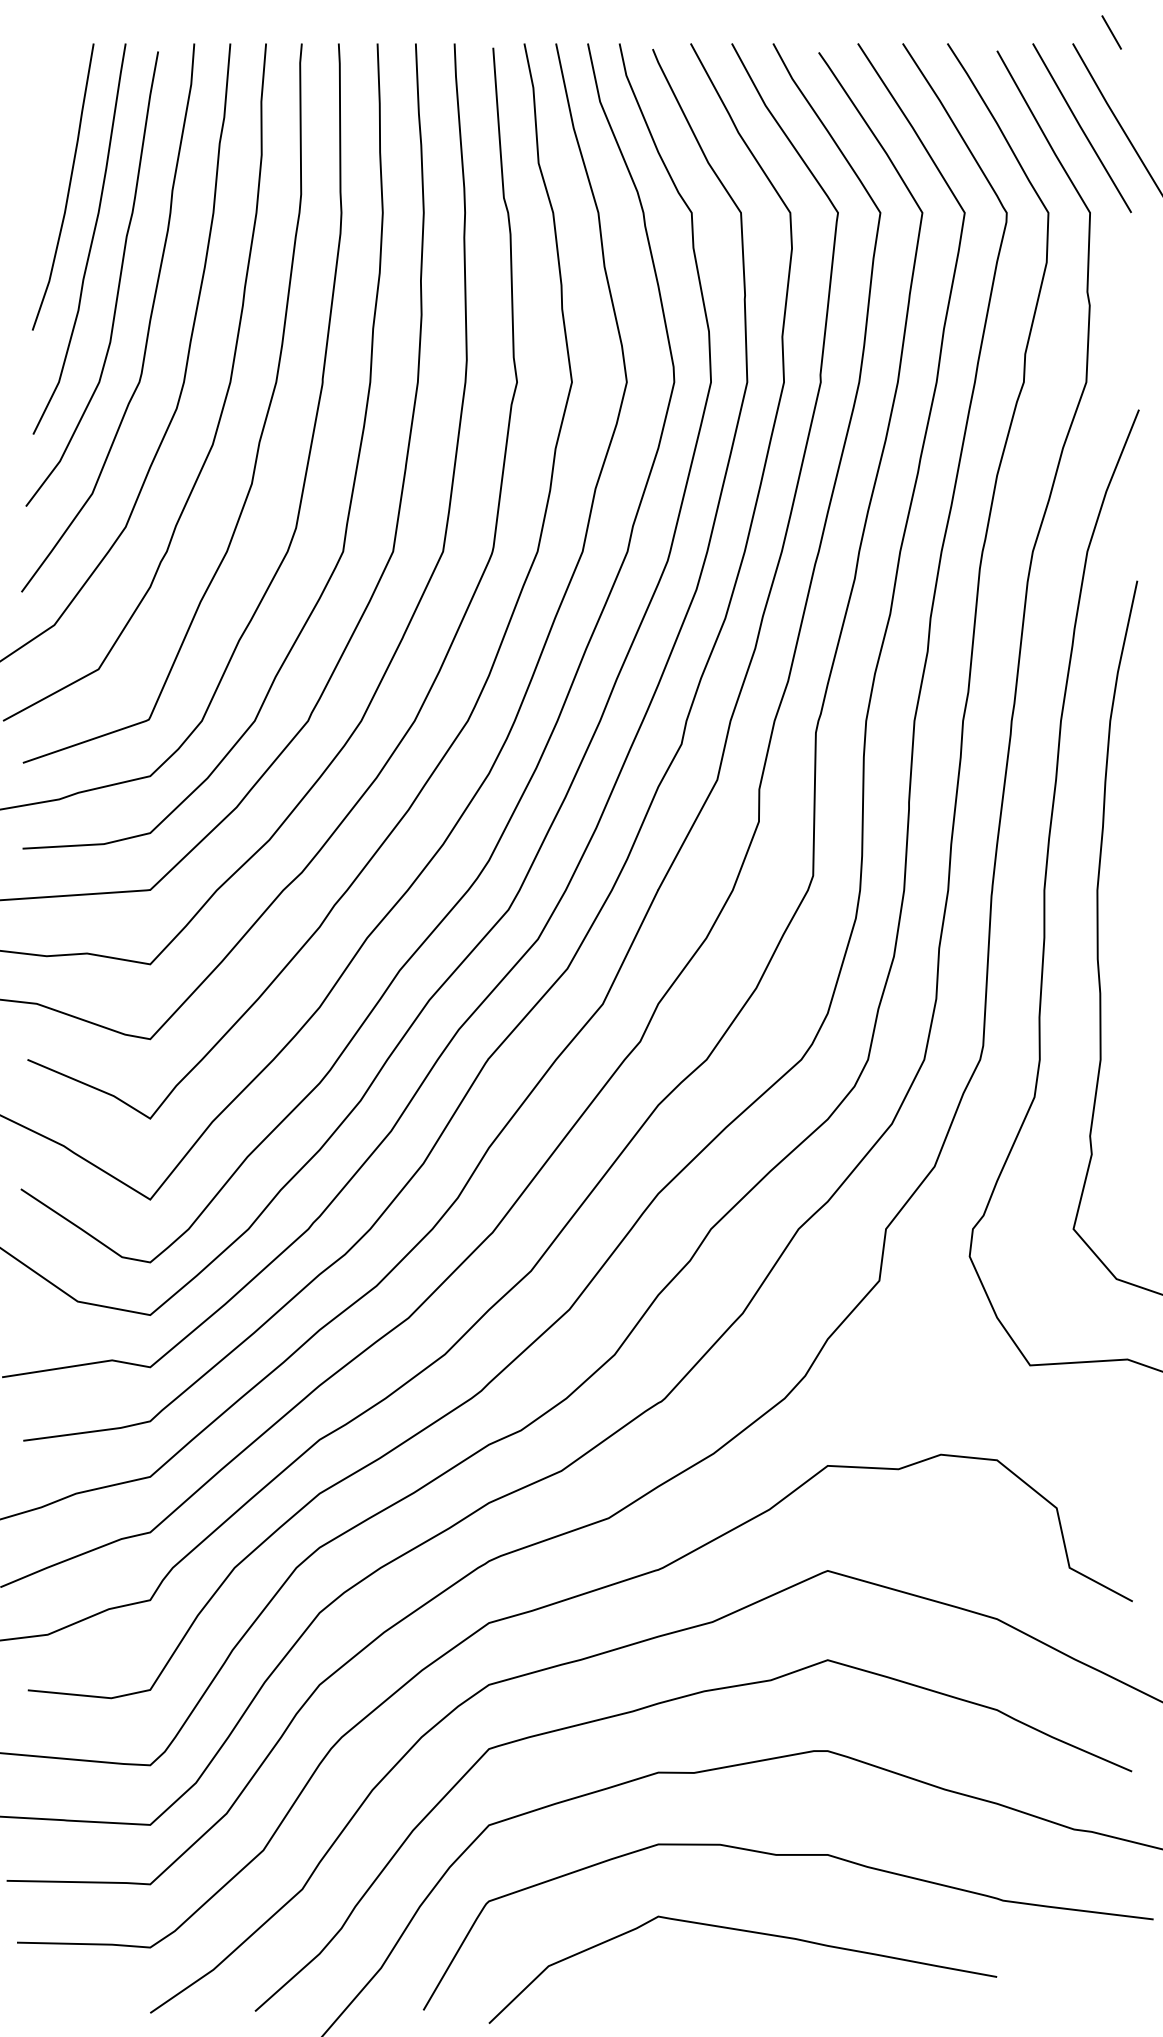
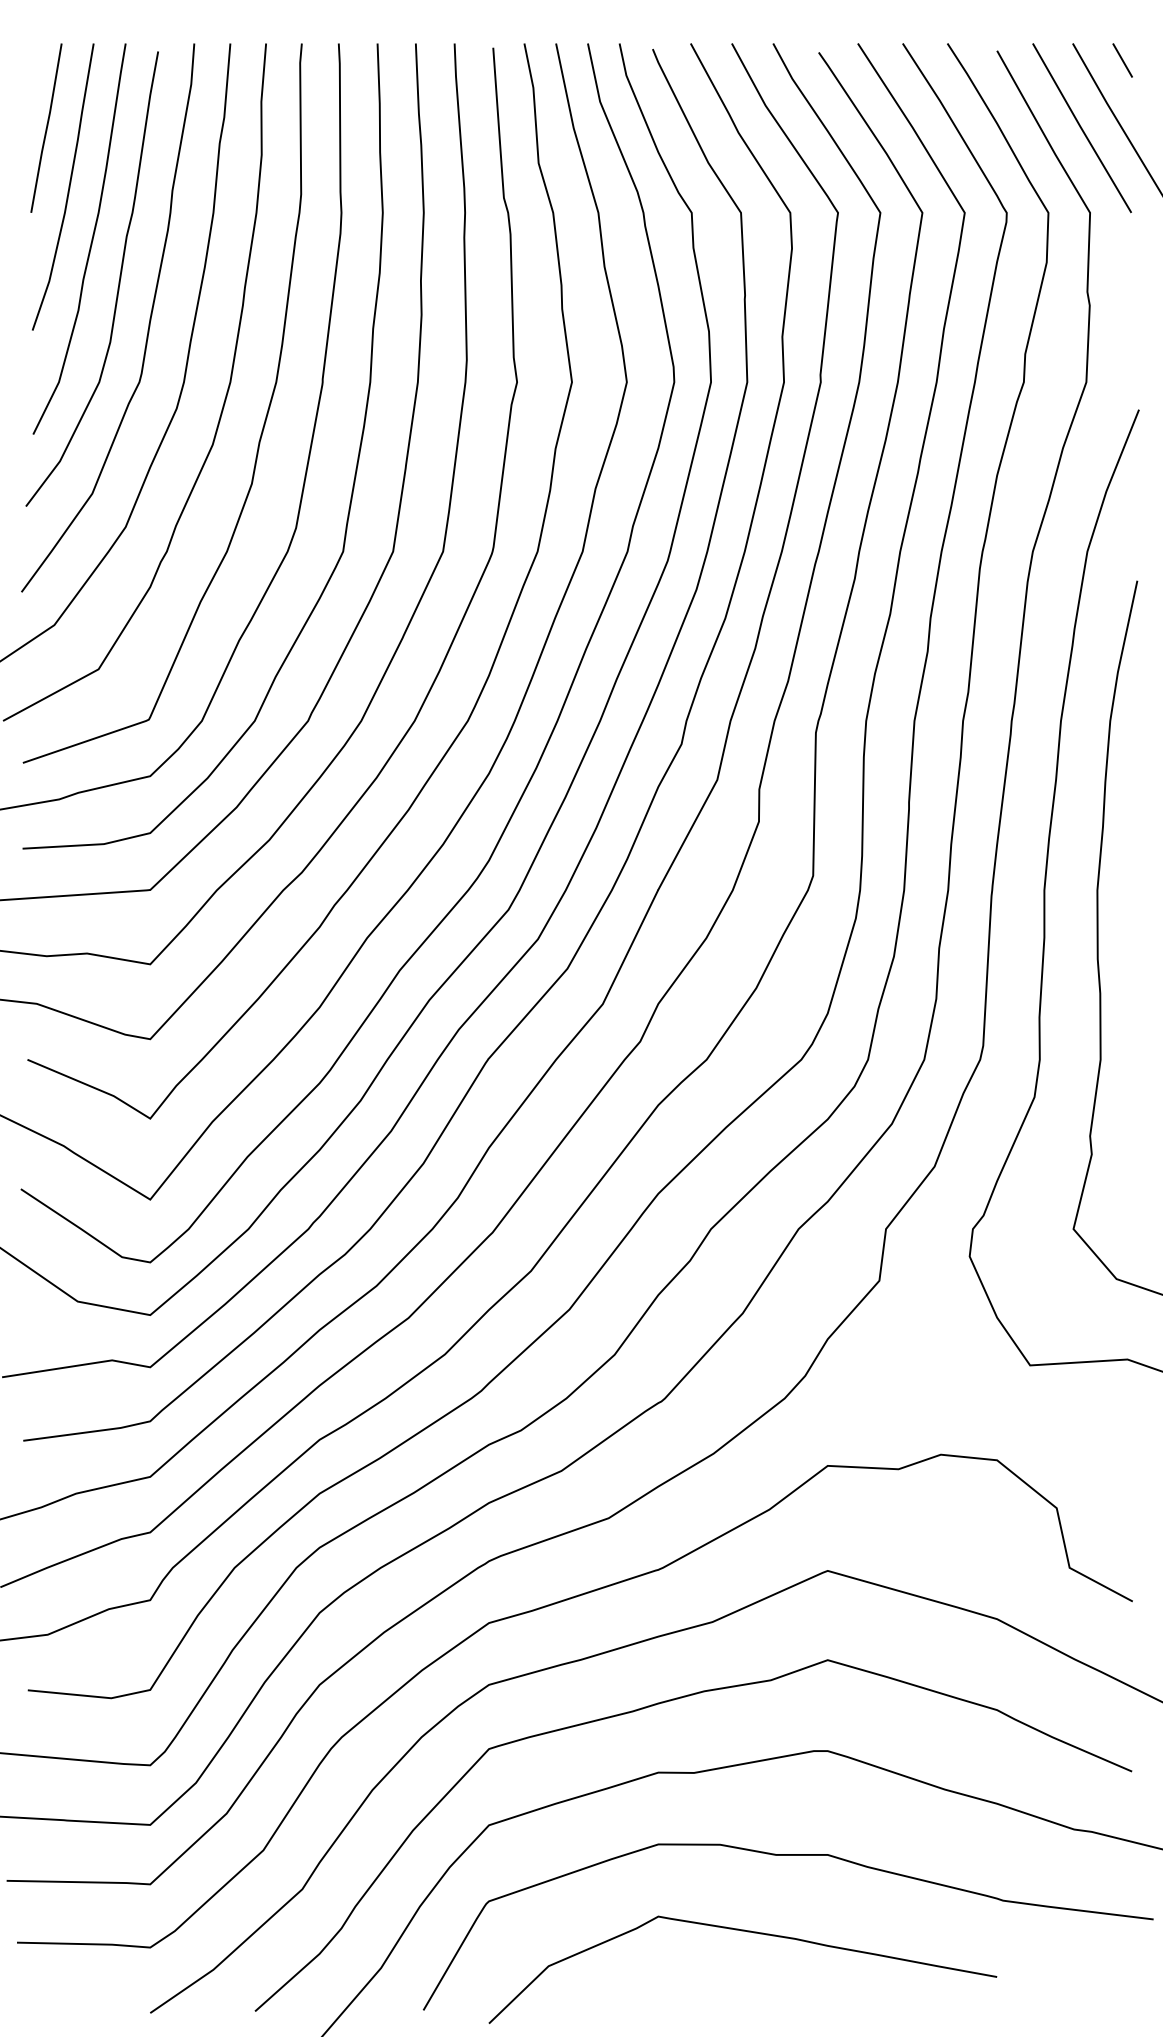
line position: (1111, 32) -> (1122, 60) (1122, 60)
line: none -> present (46, 127)
